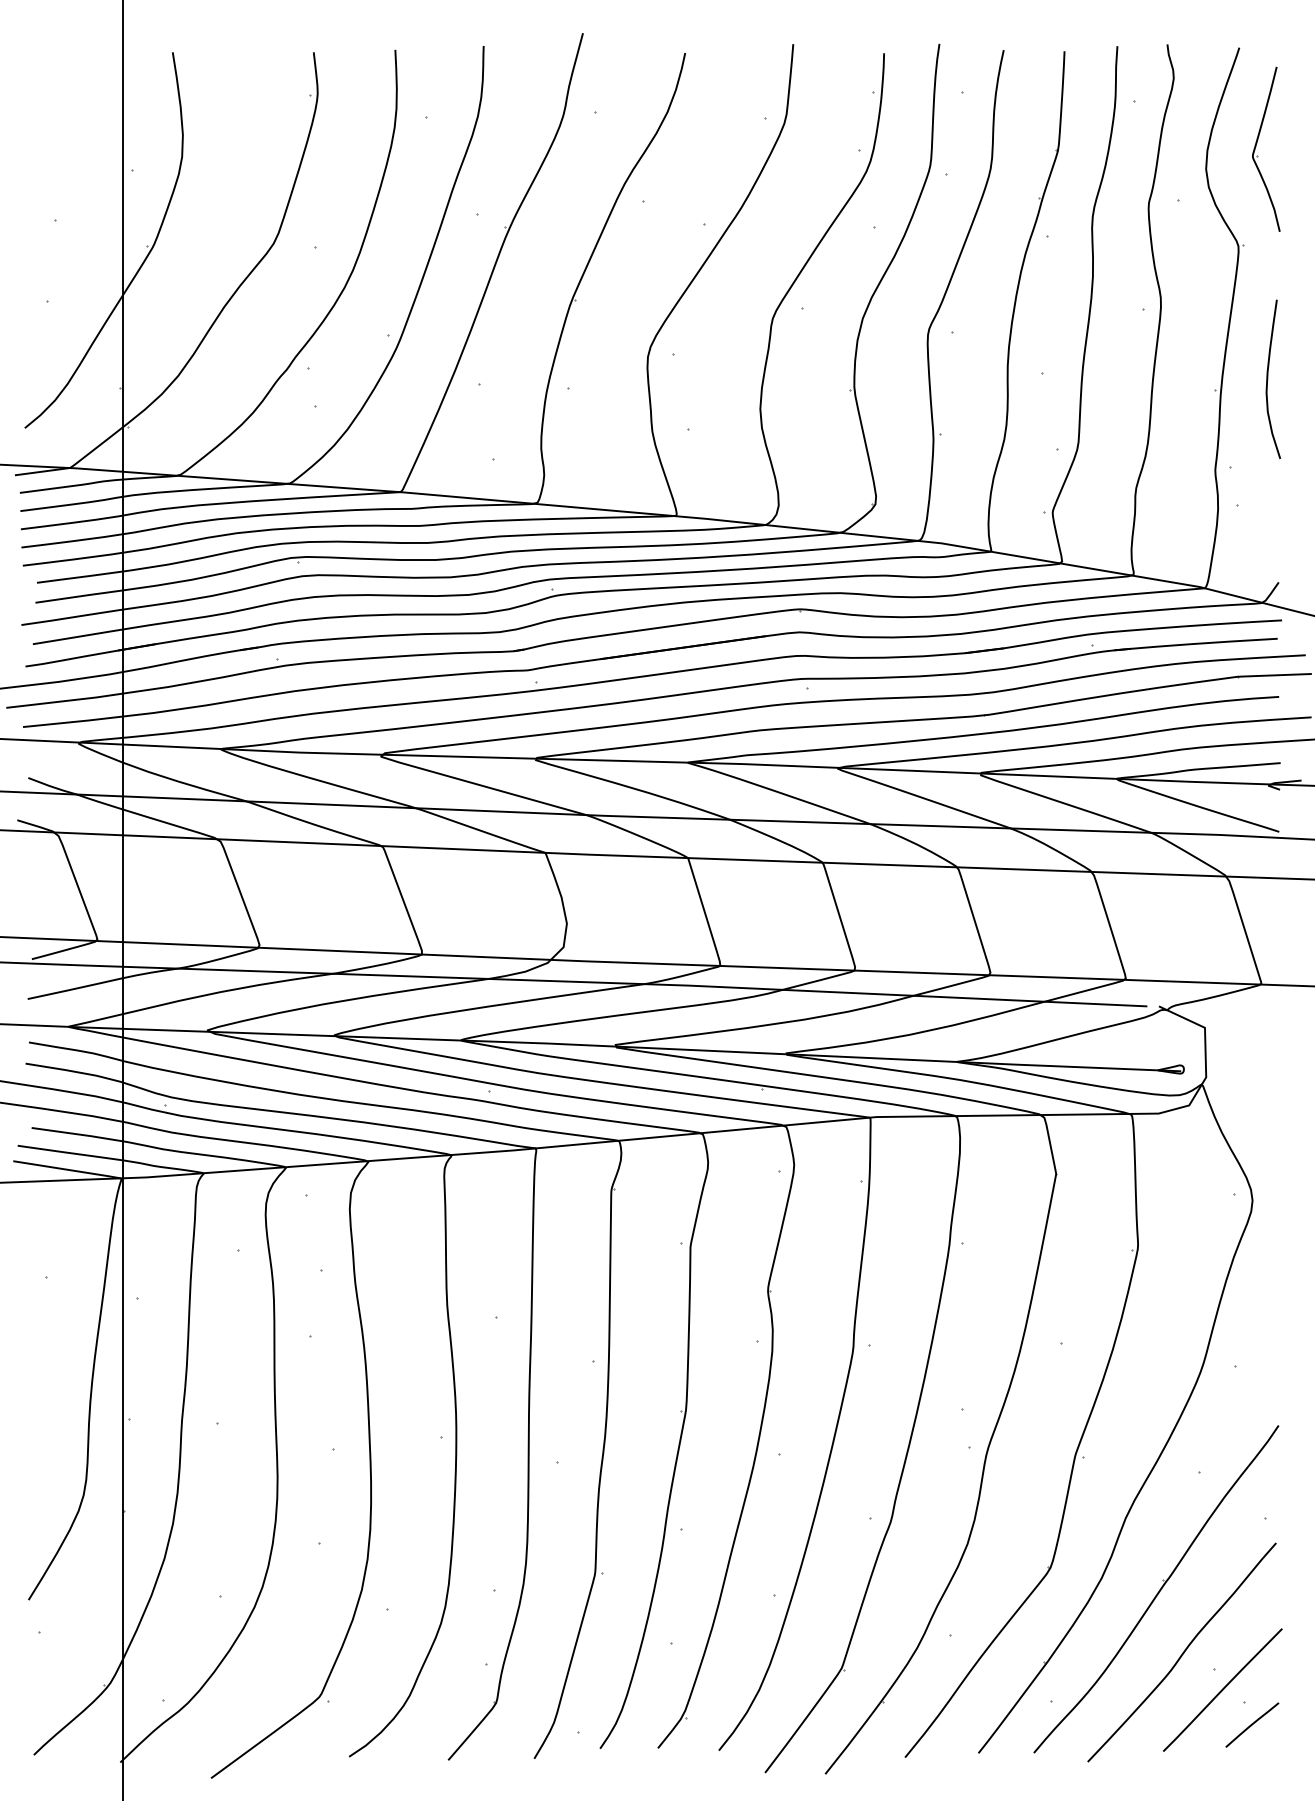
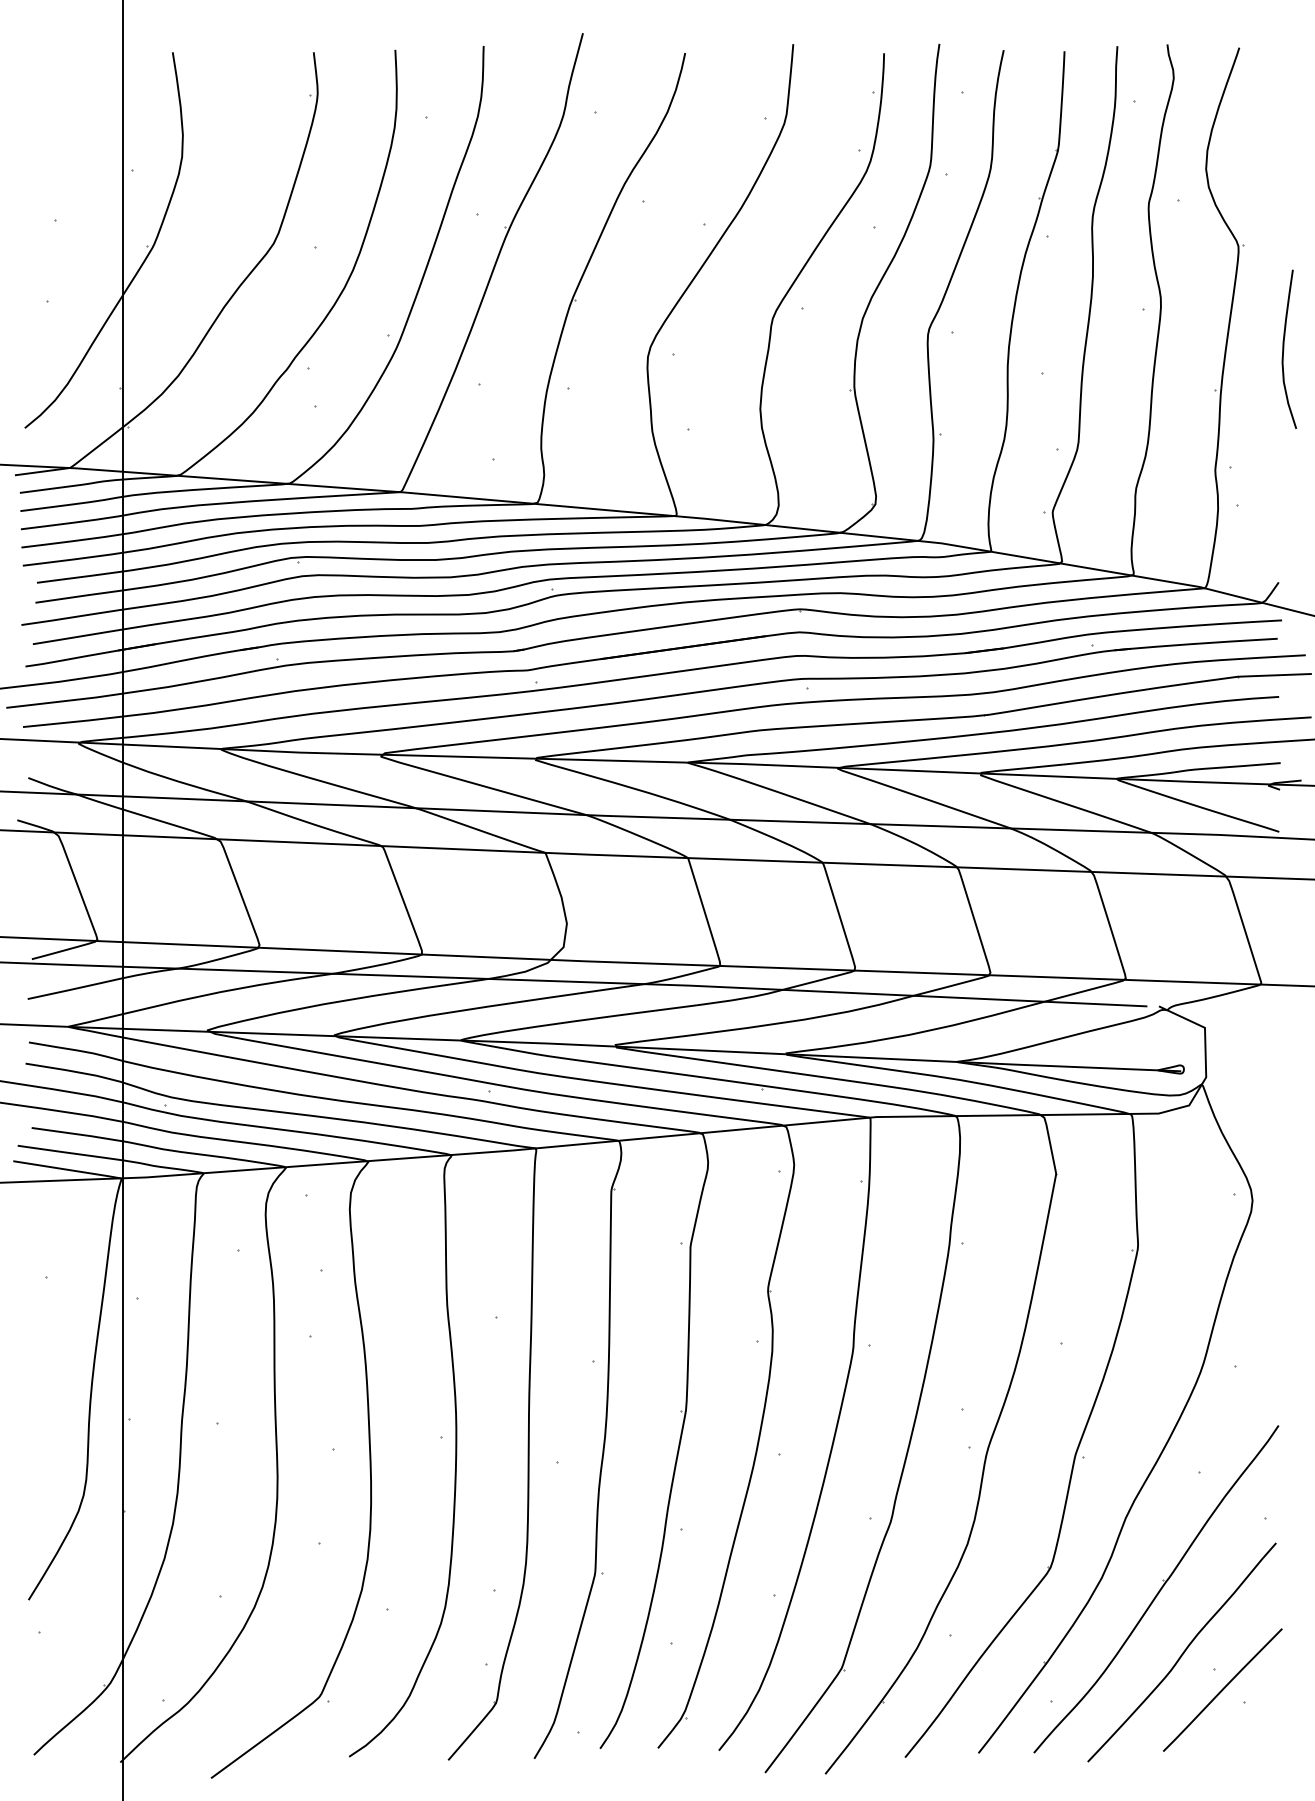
part: present -> none (1256, 146)
curve position: (1268, 378) -> (1284, 348) (1284, 348)
line: present -> none (1252, 1724)
